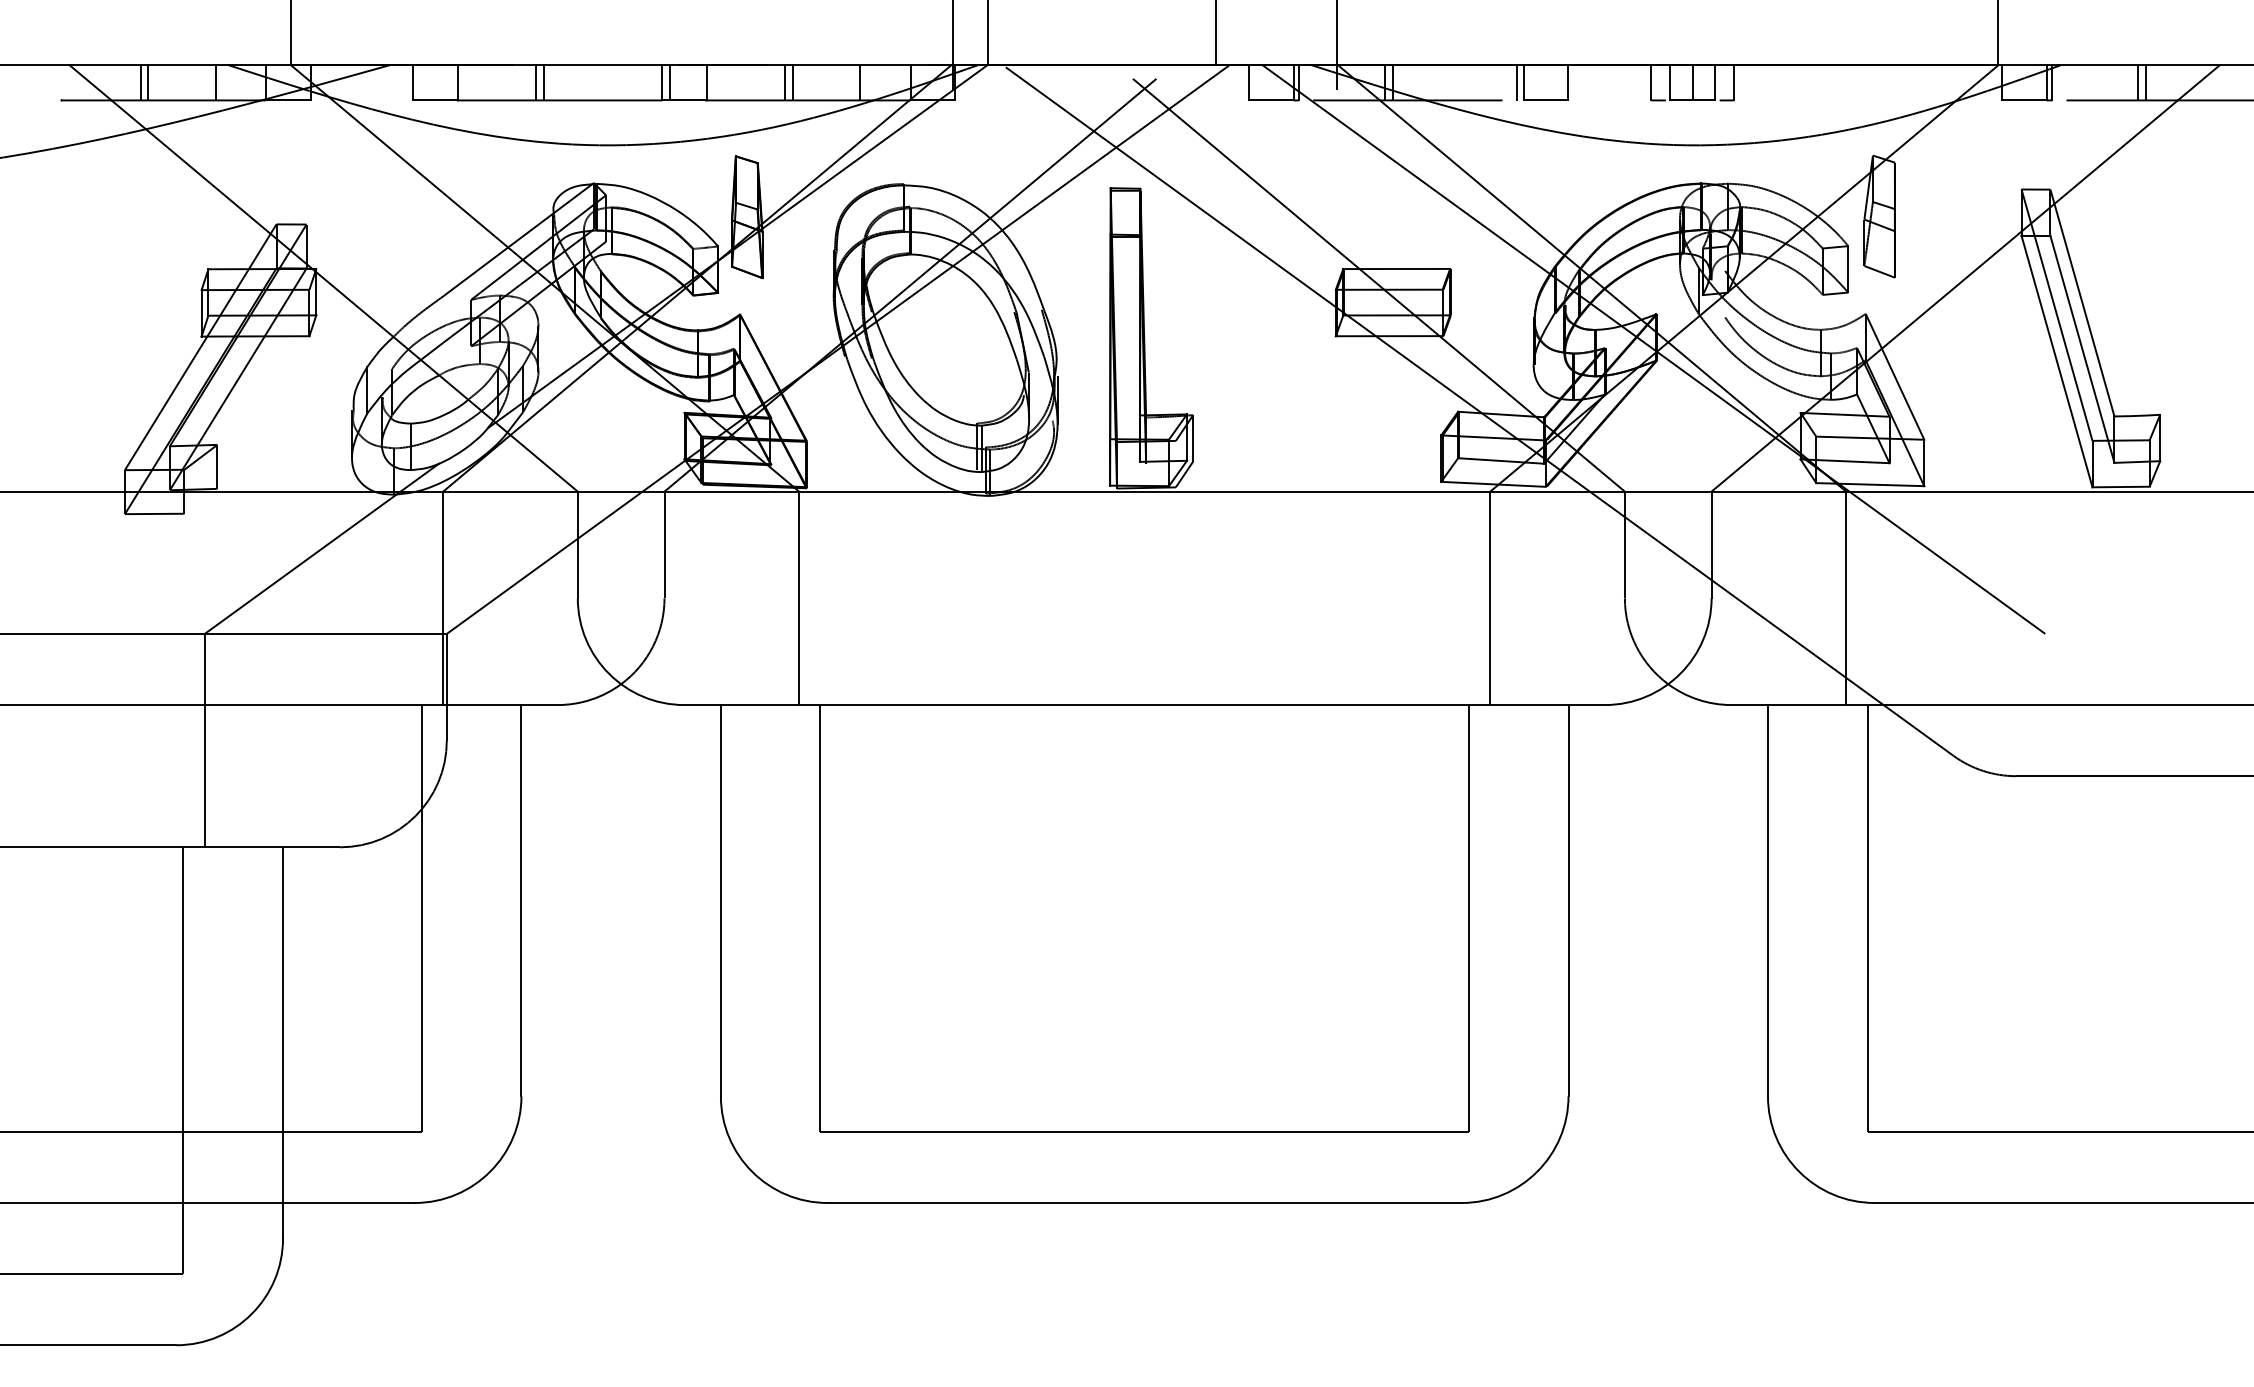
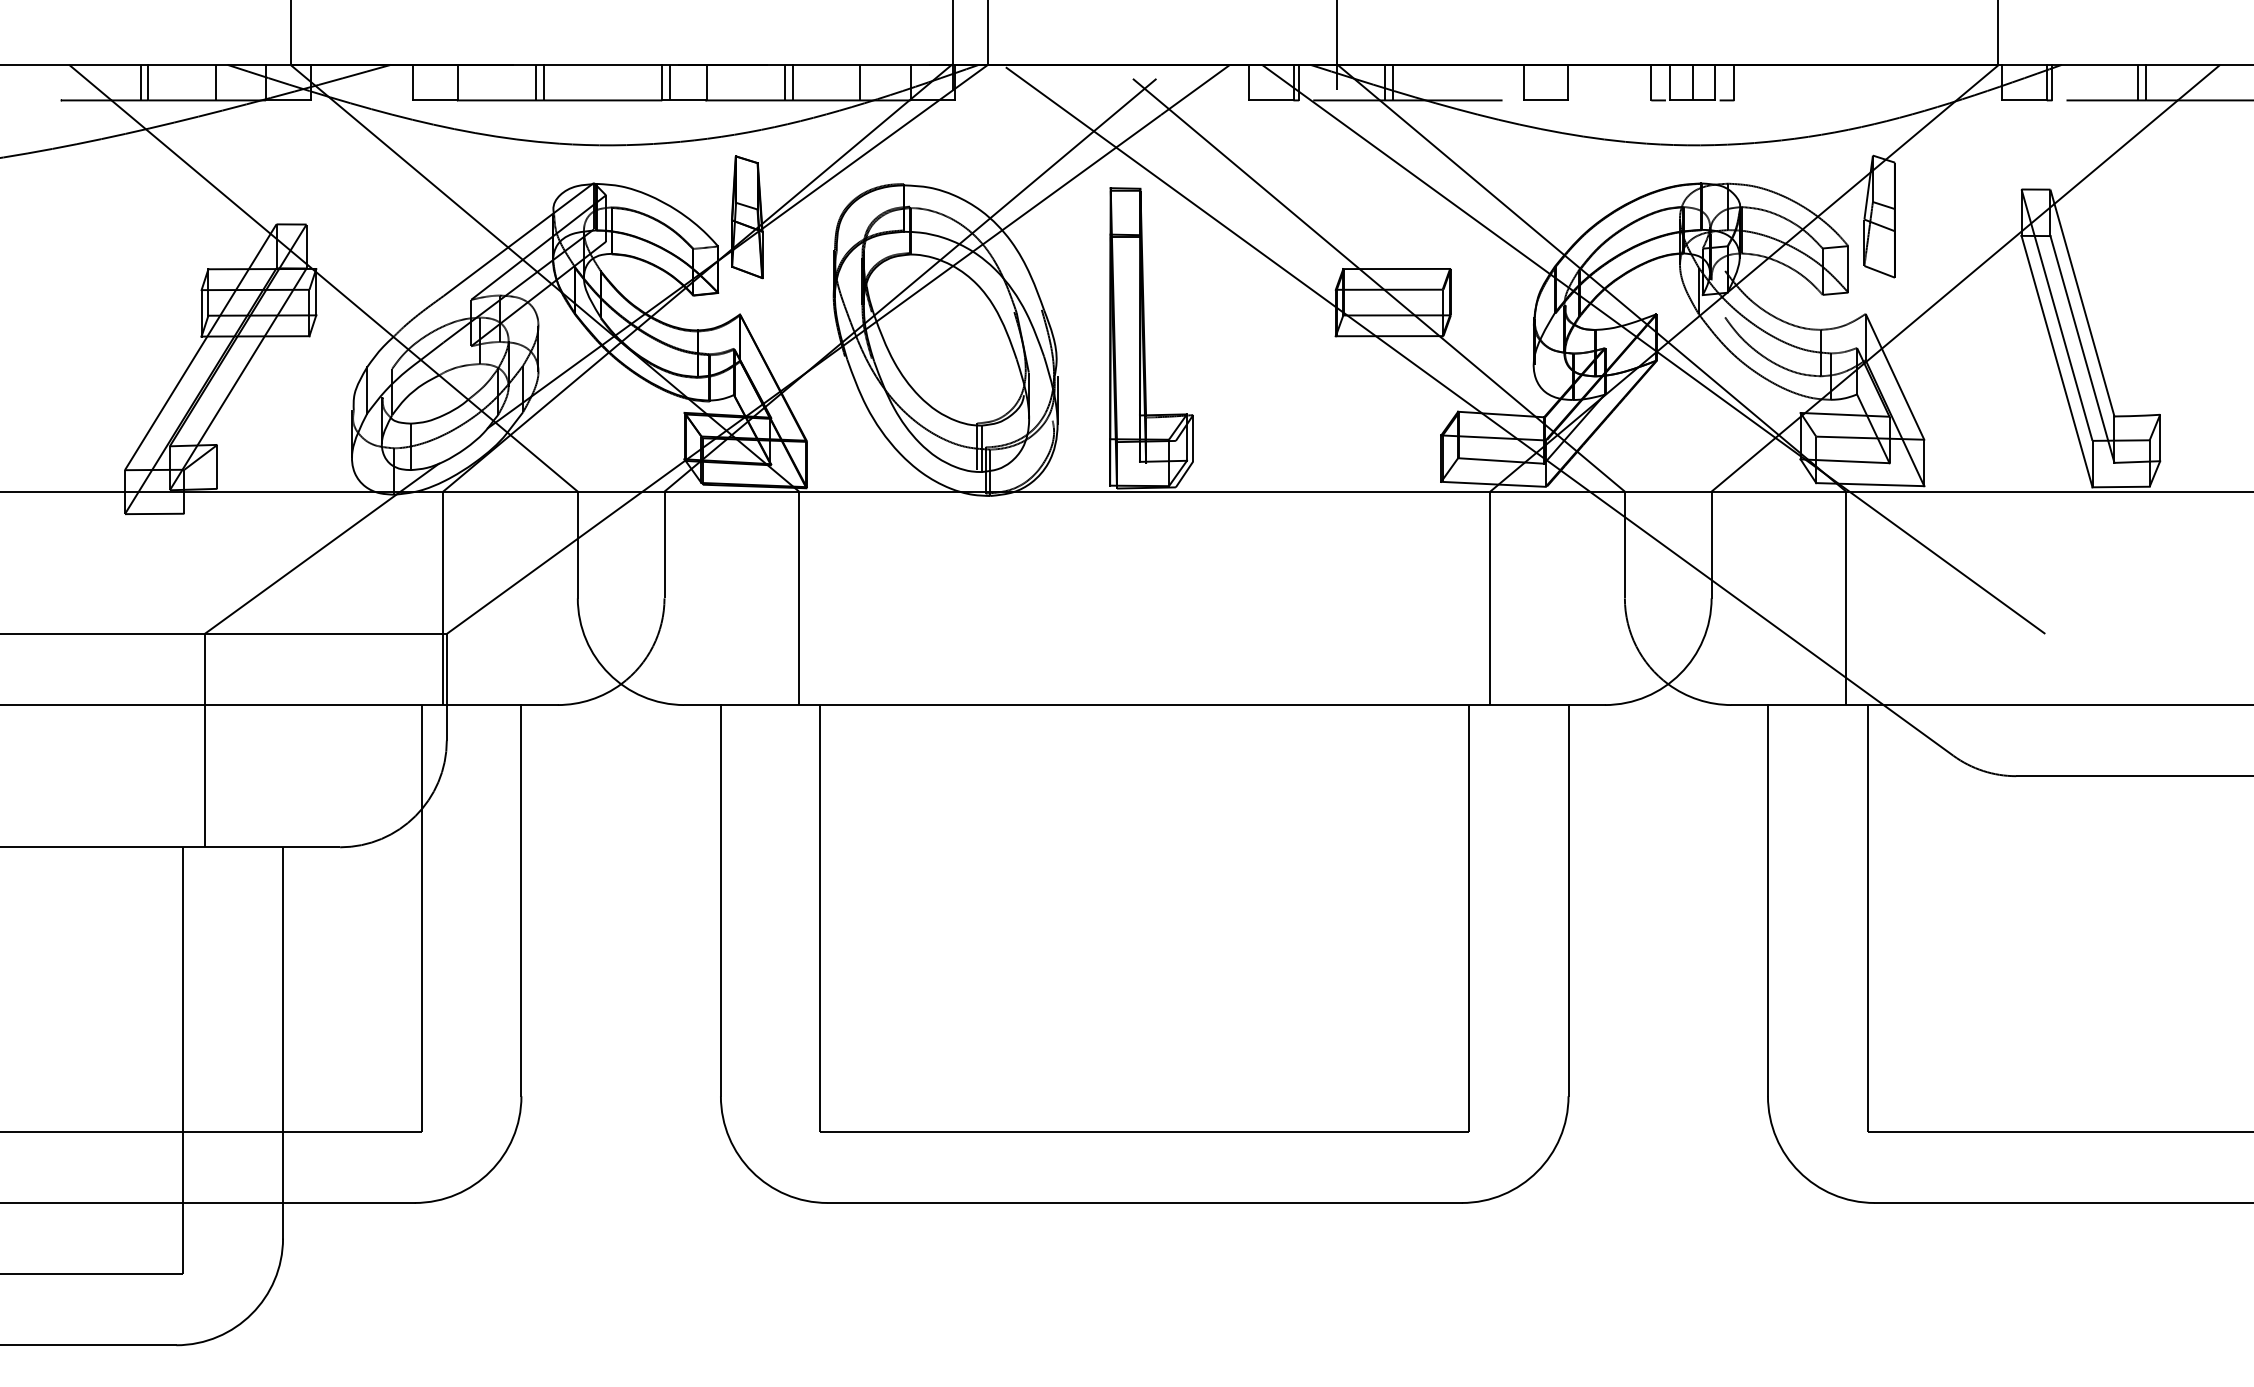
line: present -> none (1215, 33)
line: present -> none (1516, 82)
